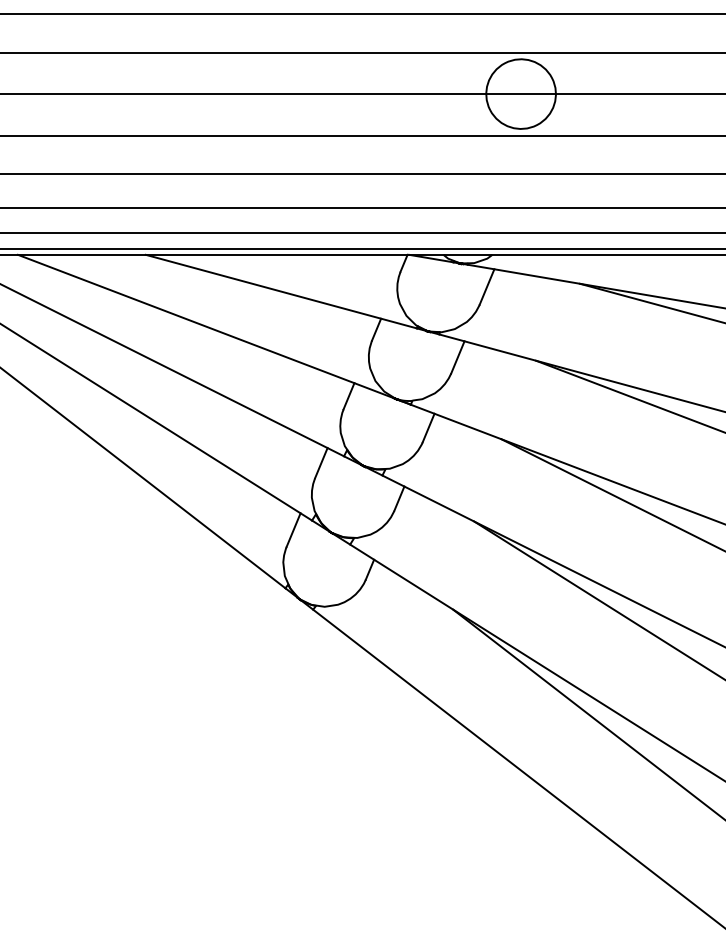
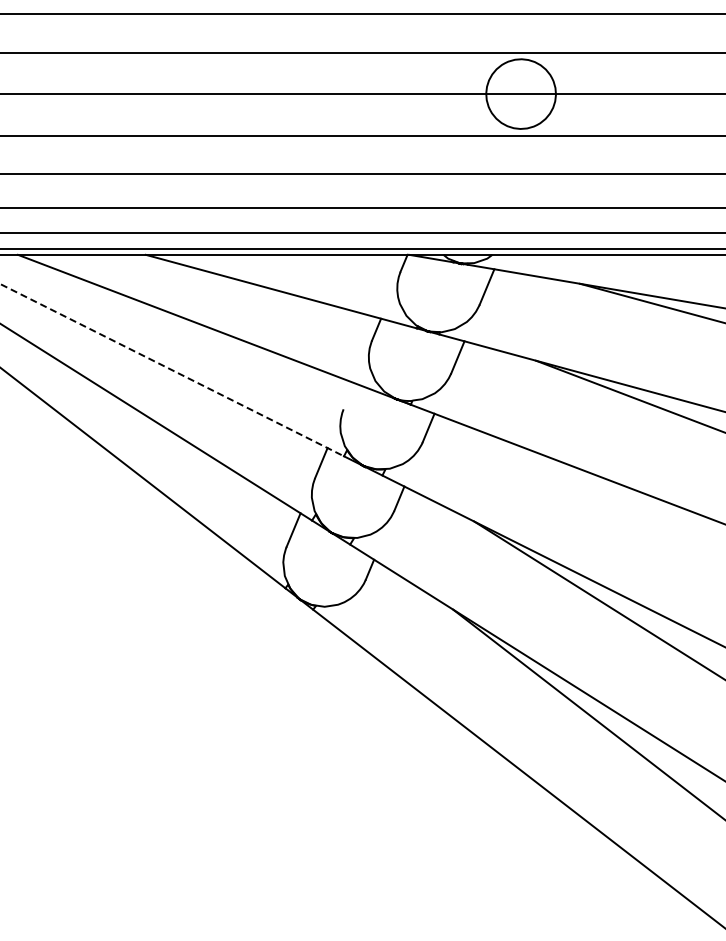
line: solid -> dashed (172, 370)
line: present -> none (348, 396)
line: present -> none (611, 494)
